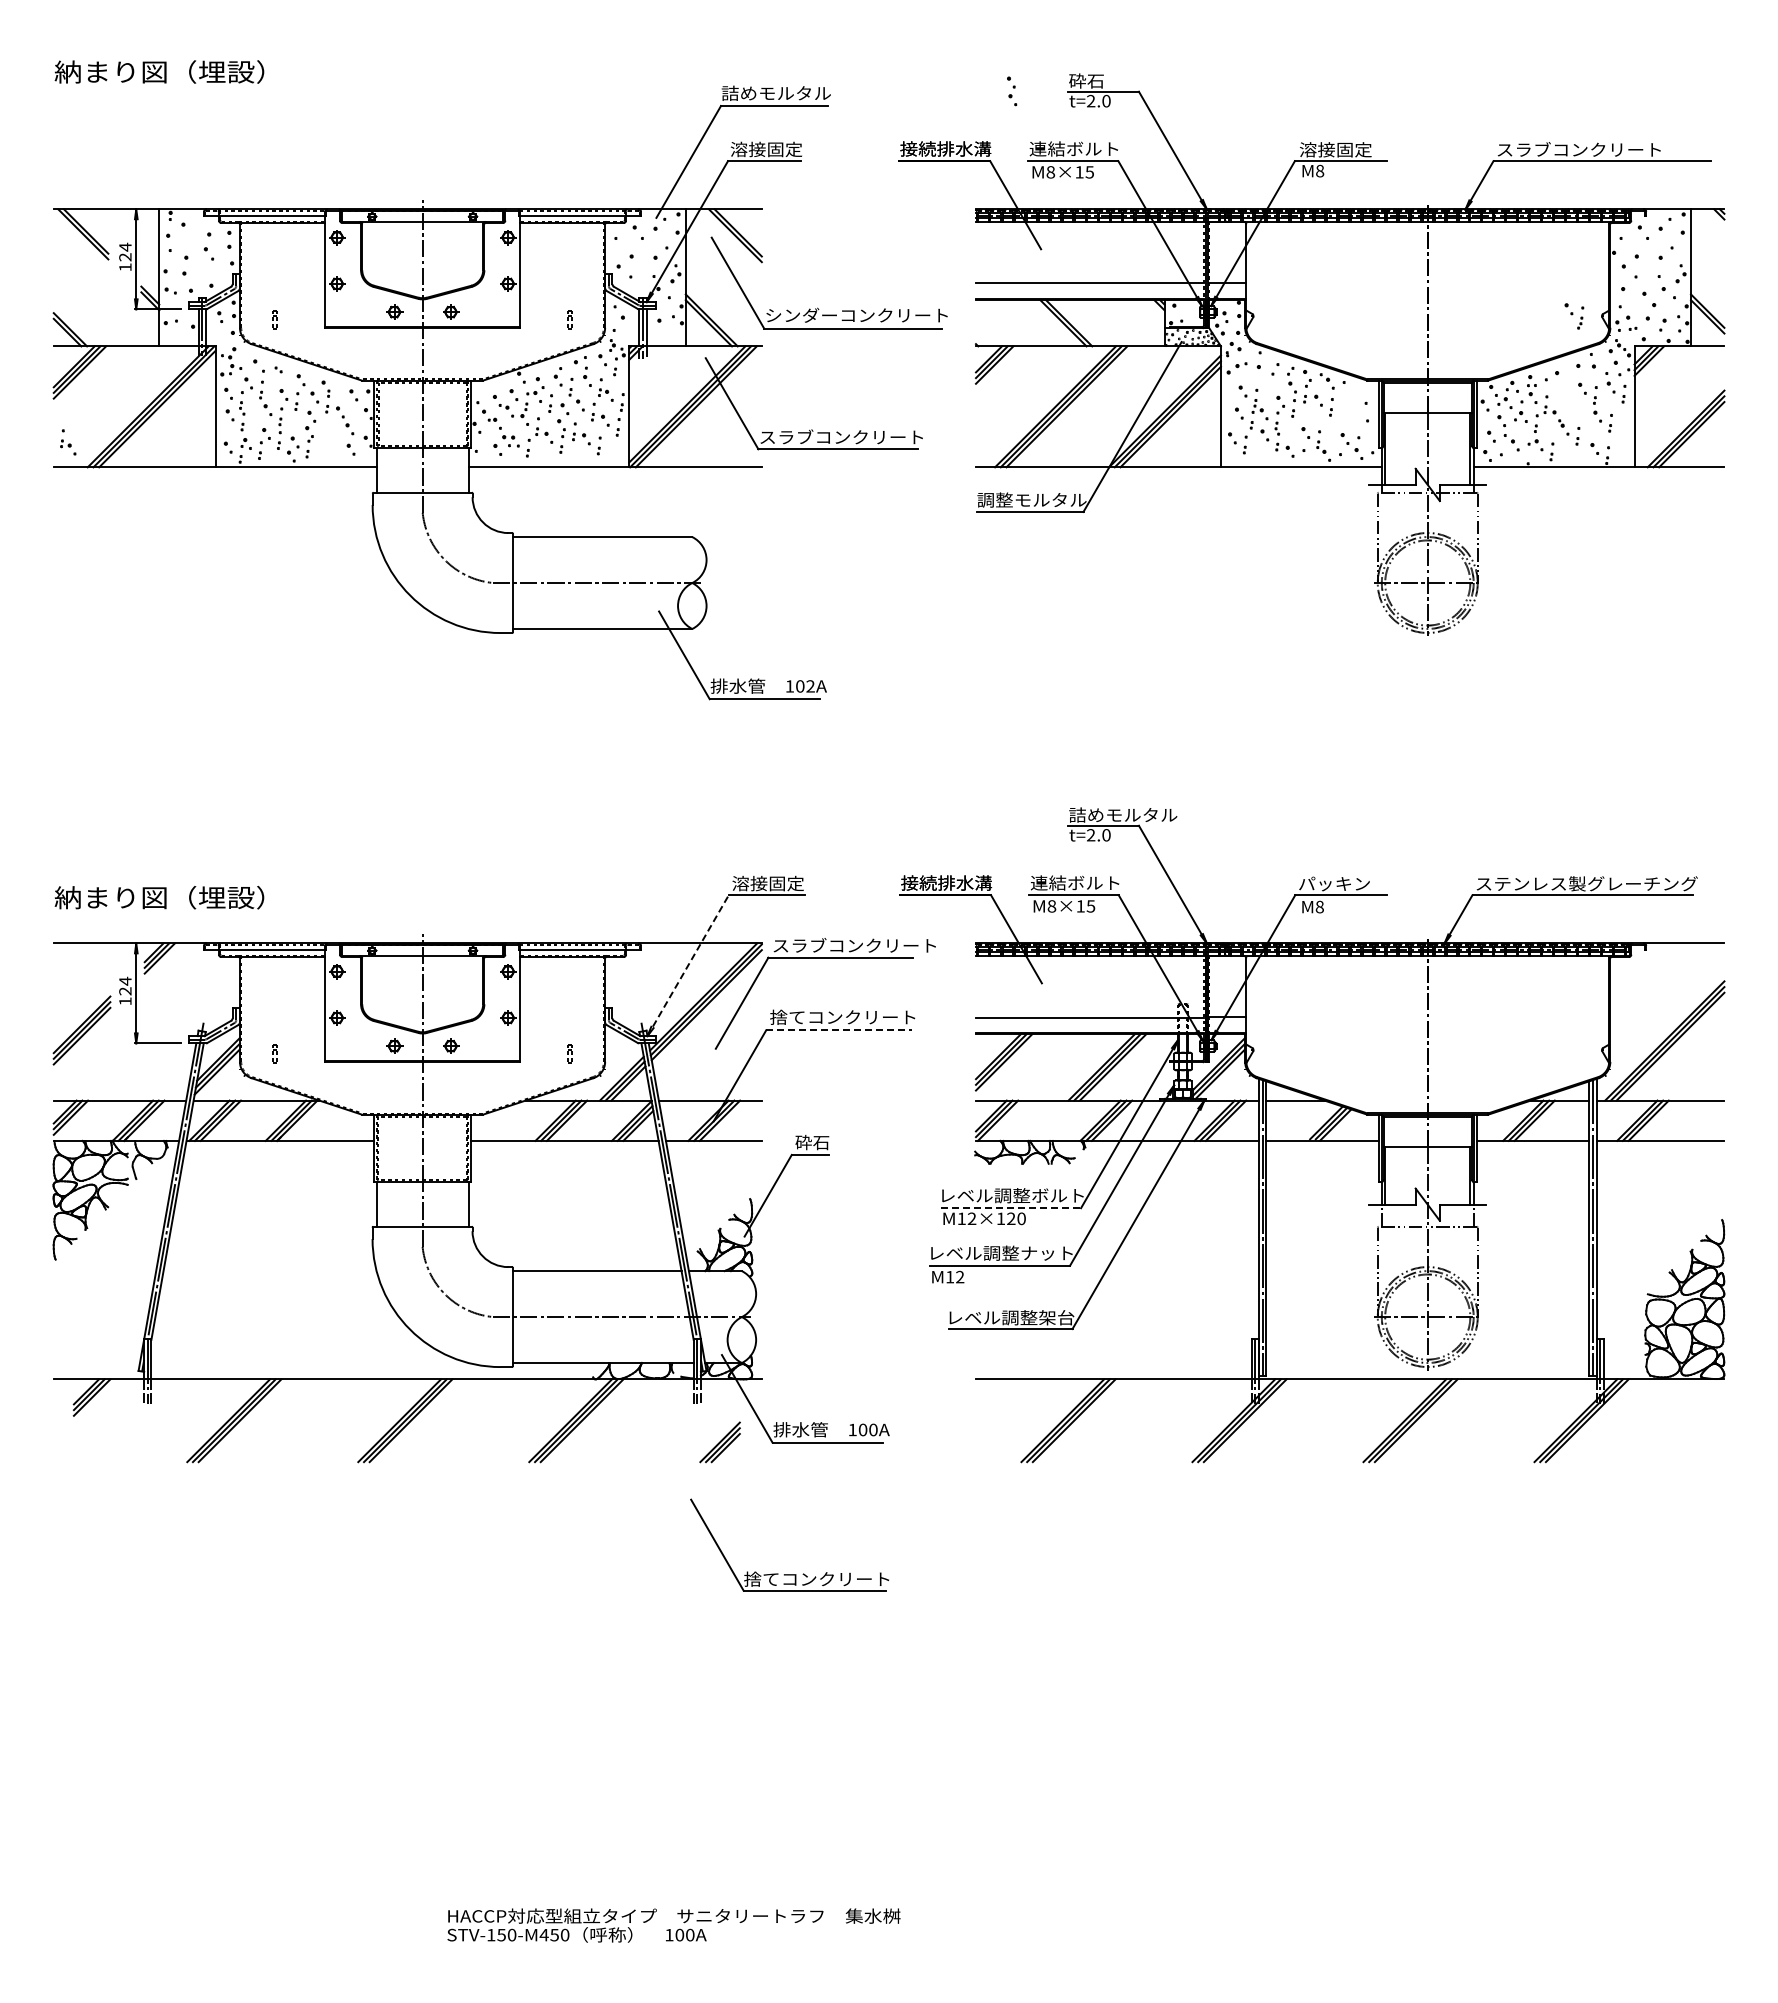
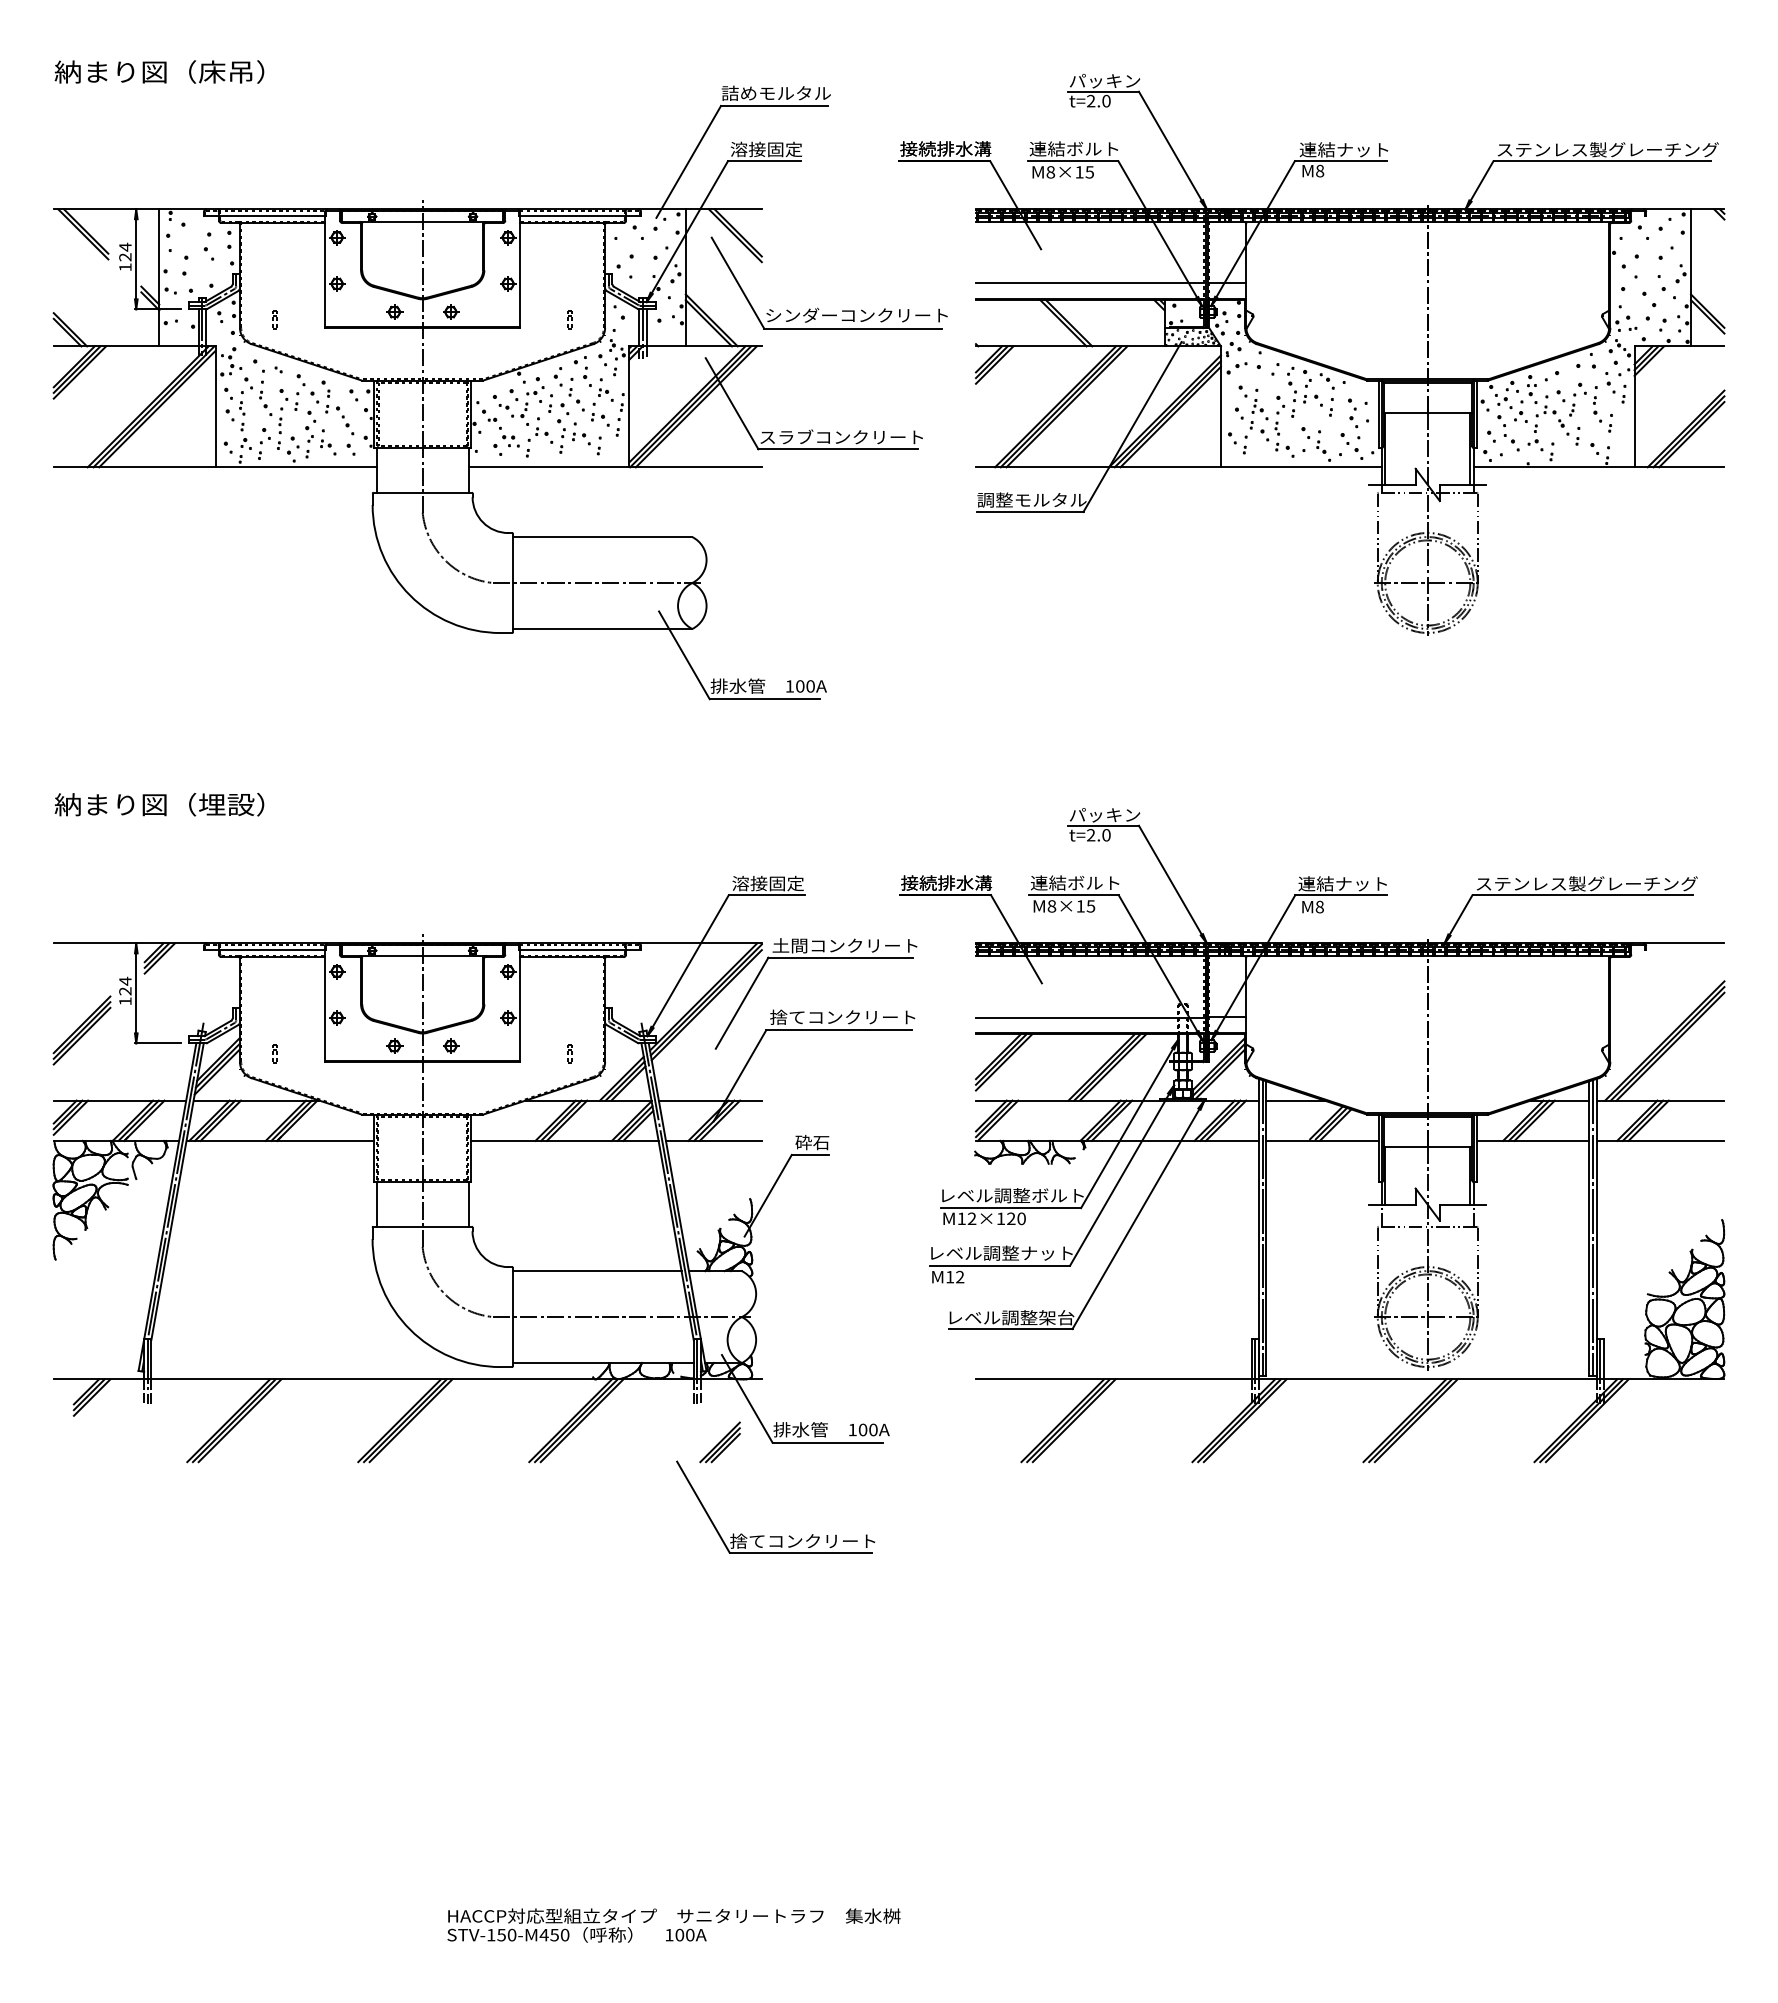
text: 納まり図（埋設） -> 納まり図（床吊） (226, 71)
text: 砕石 -> パッキン (1104, 80)
part position: (1012, 91) -> (1353, 413) (1353, 413)
text: 溶接固定 -> 連結ナット (1343, 149)
text: スラブコンクリート -> ステンレス製グレーチング (1617, 149)
part position: (1574, 316) -> (1566, 403) (1566, 403)
part position: (68, 442) -> (328, 442) (328, 442)
text: 102A -> 100A (810, 686)
text: 詰めモルタル -> パッキン (1123, 814)
text: パッキン -> 連結ナット (1342, 883)
text position: (159, 897) -> (159, 804) (159, 804)
text: スラブコンクリート -> 土間コンクリート (853, 945)
line: dashed -> solid (688, 965)
line: dashed -> solid (838, 1030)
line: dashed -> solid (1011, 1208)
part position: (789, 1574) -> (775, 1536) (775, 1536)
